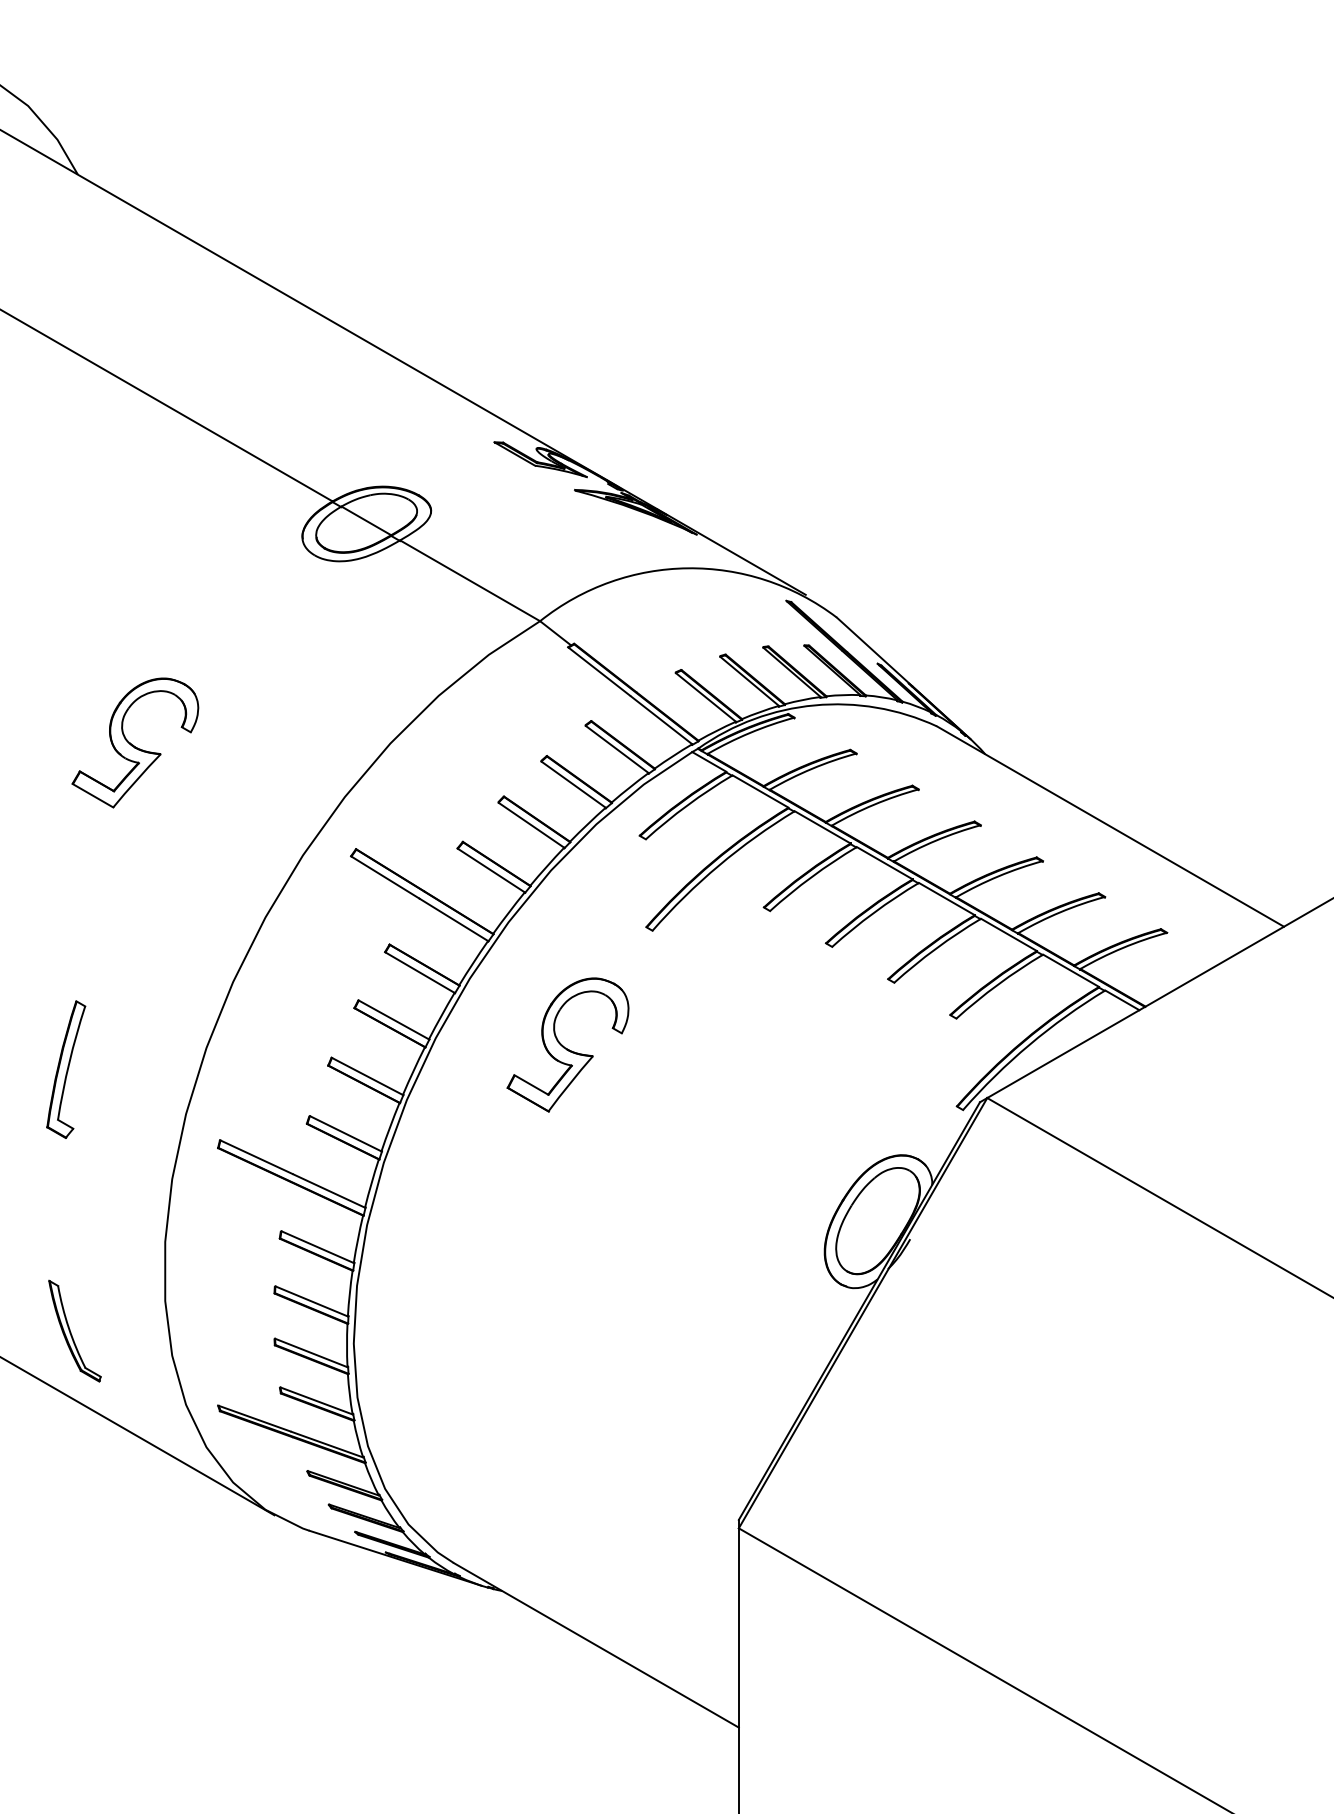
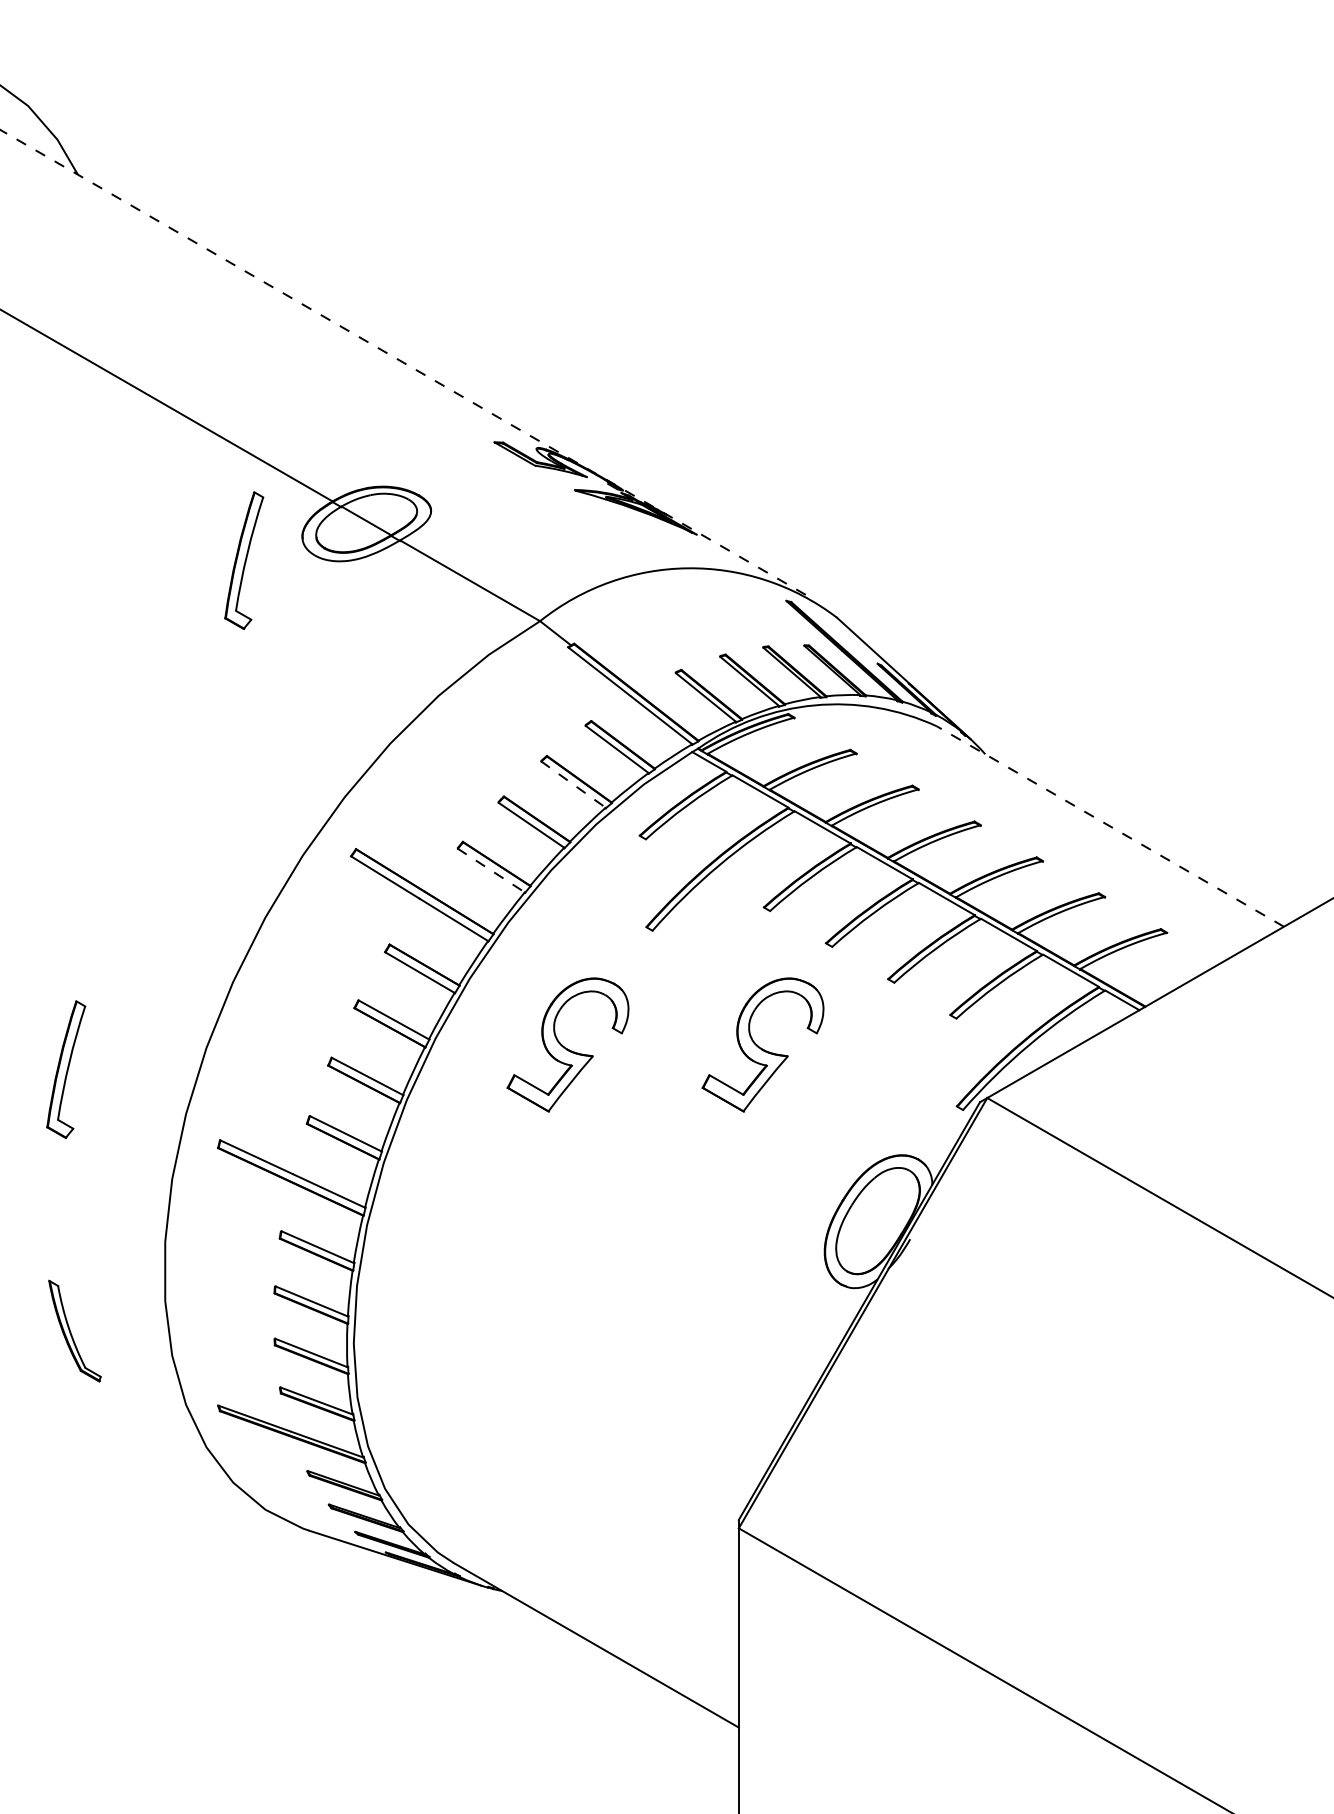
line: solid -> dashed (402, 362)
part: none -> present (244, 560)
part: present -> none (135, 742)
line: solid -> dashed (573, 784)
line: solid -> dashed (1110, 826)
line: solid -> dashed (491, 870)
part: none -> present (762, 1044)
line: present -> none (138, 1436)
